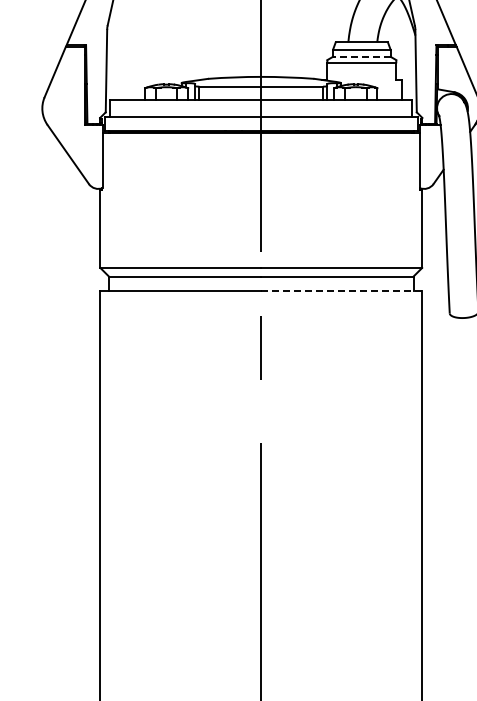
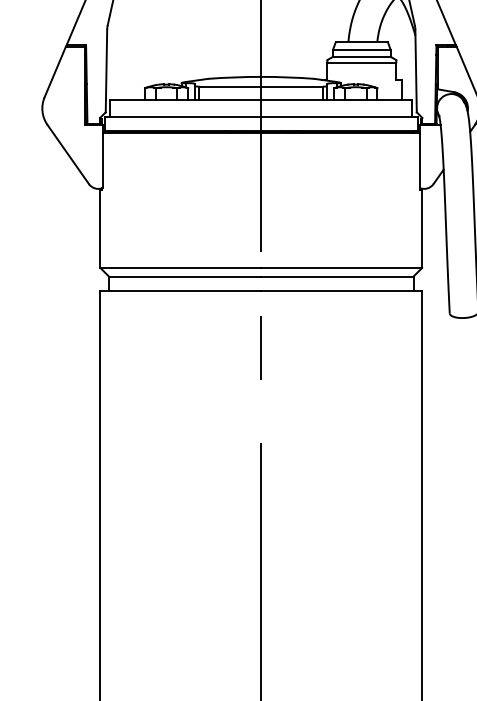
line: dashed -> solid (361, 56)
line: dashed -> solid (341, 290)
